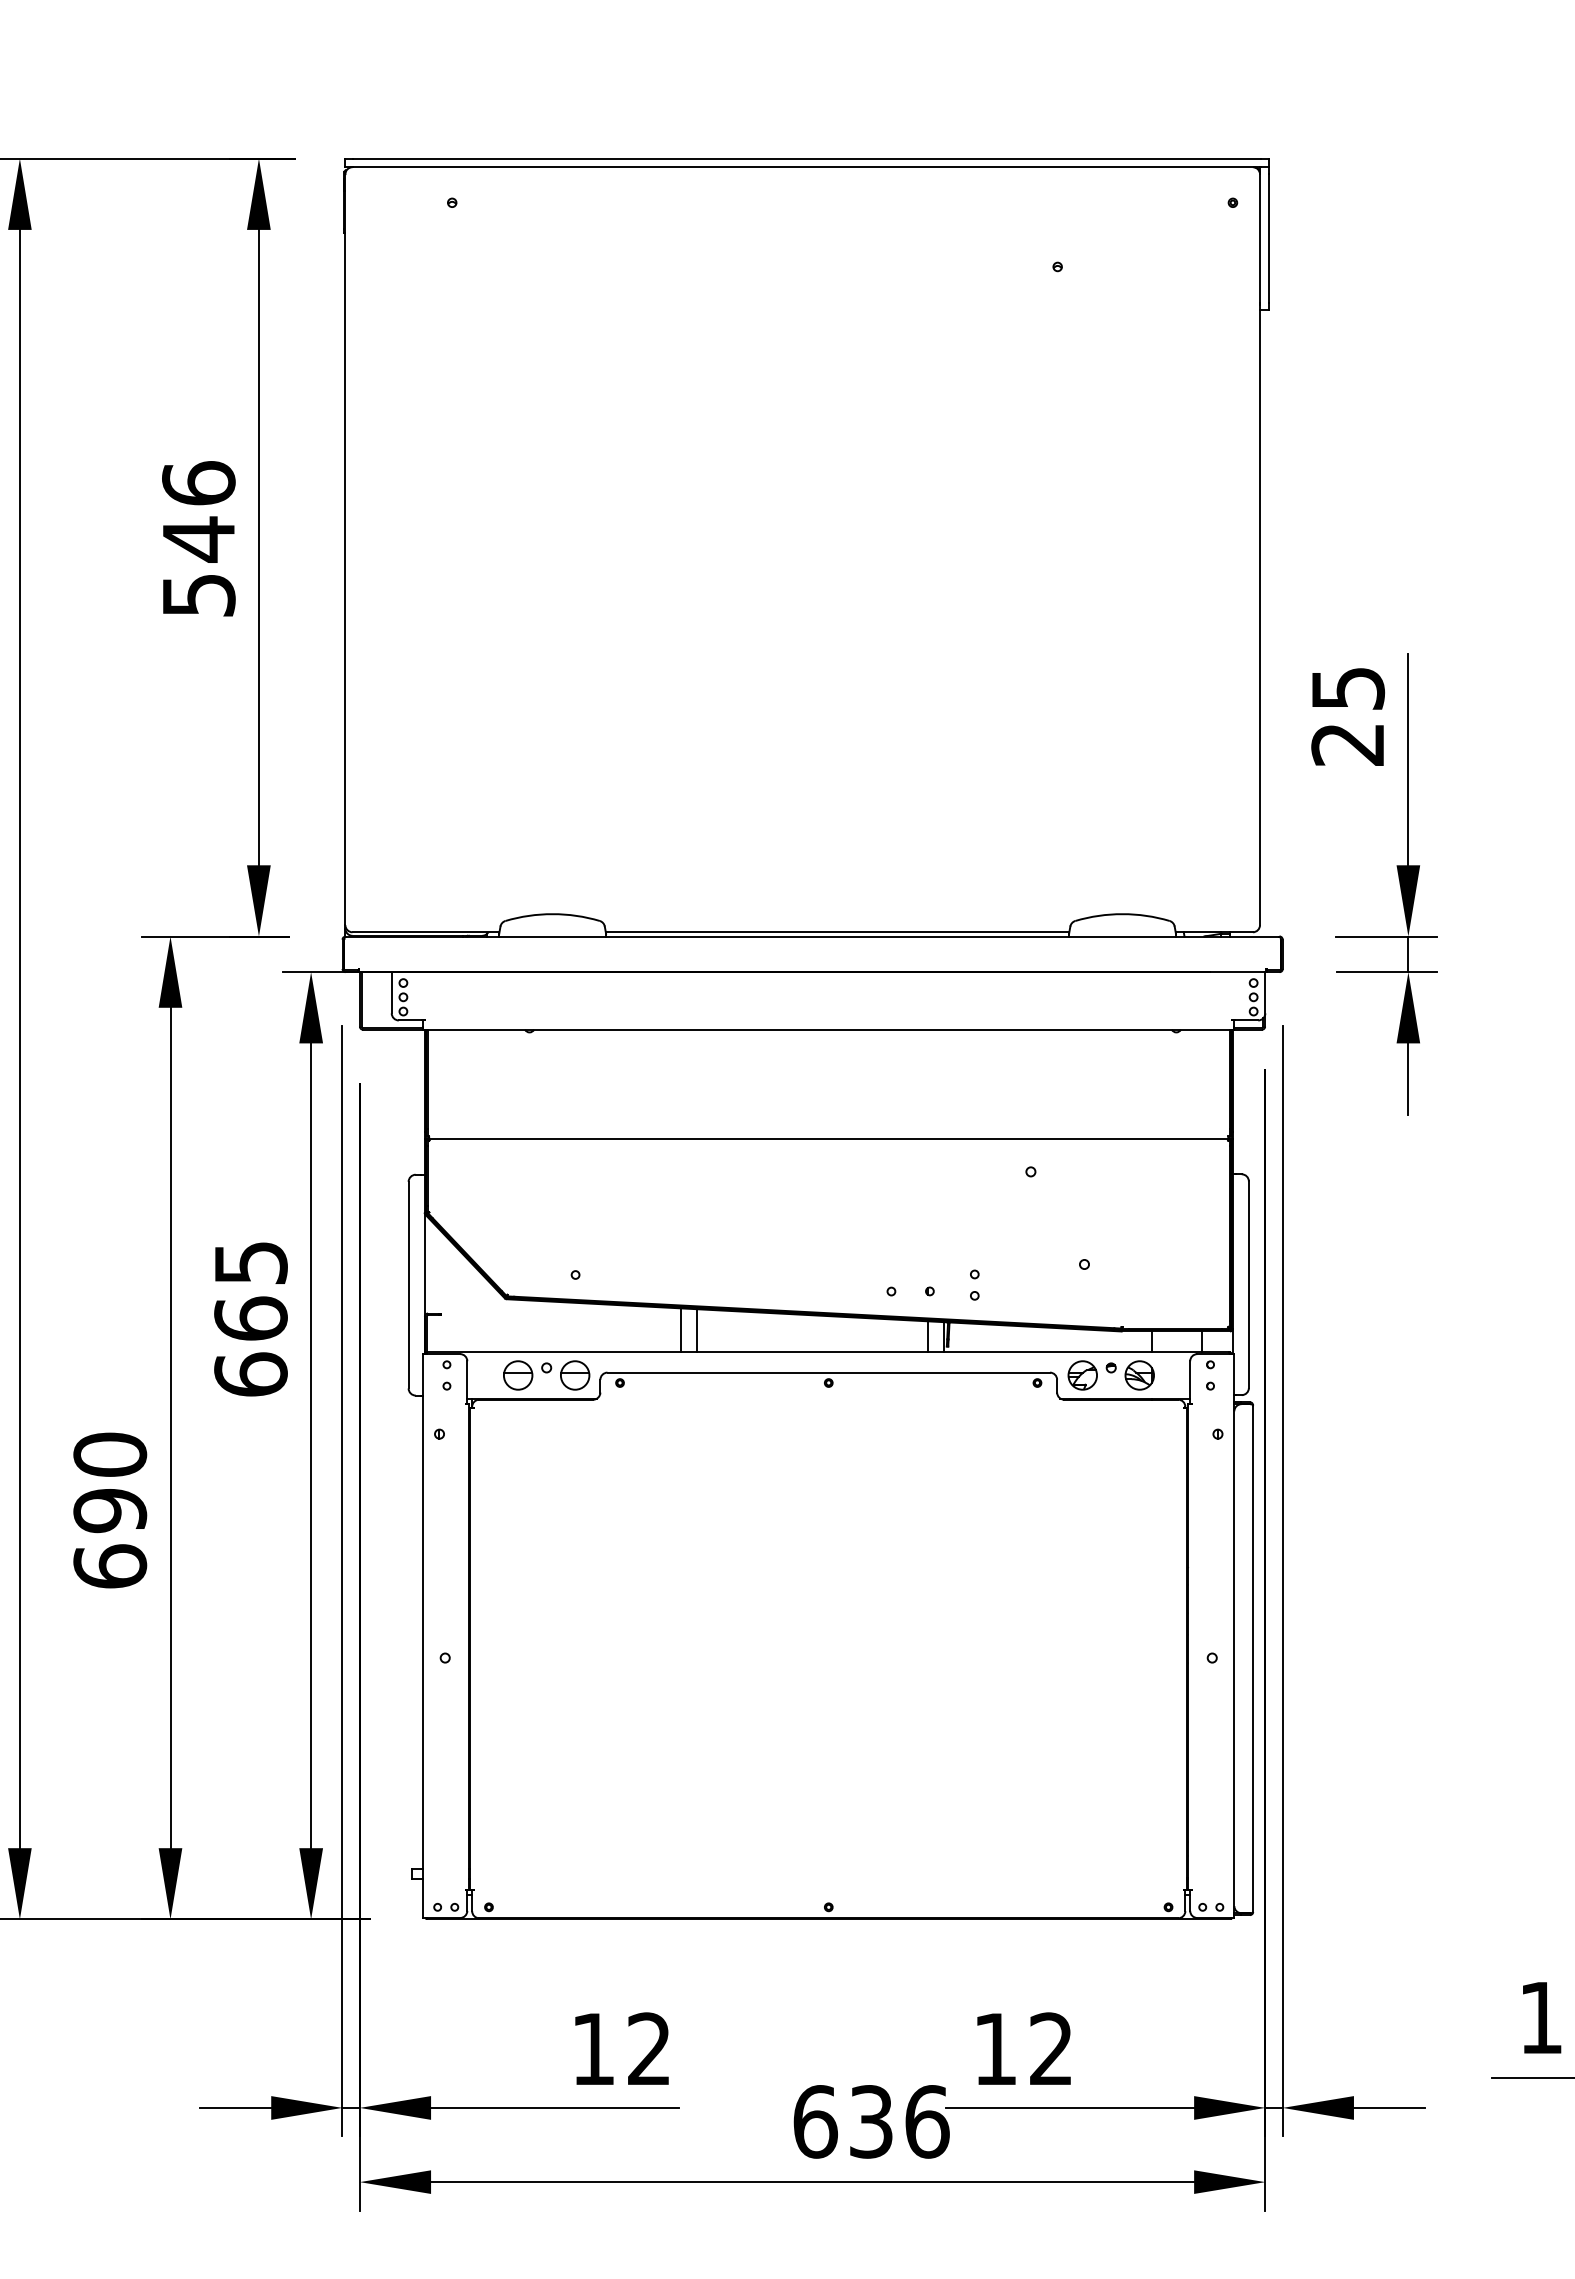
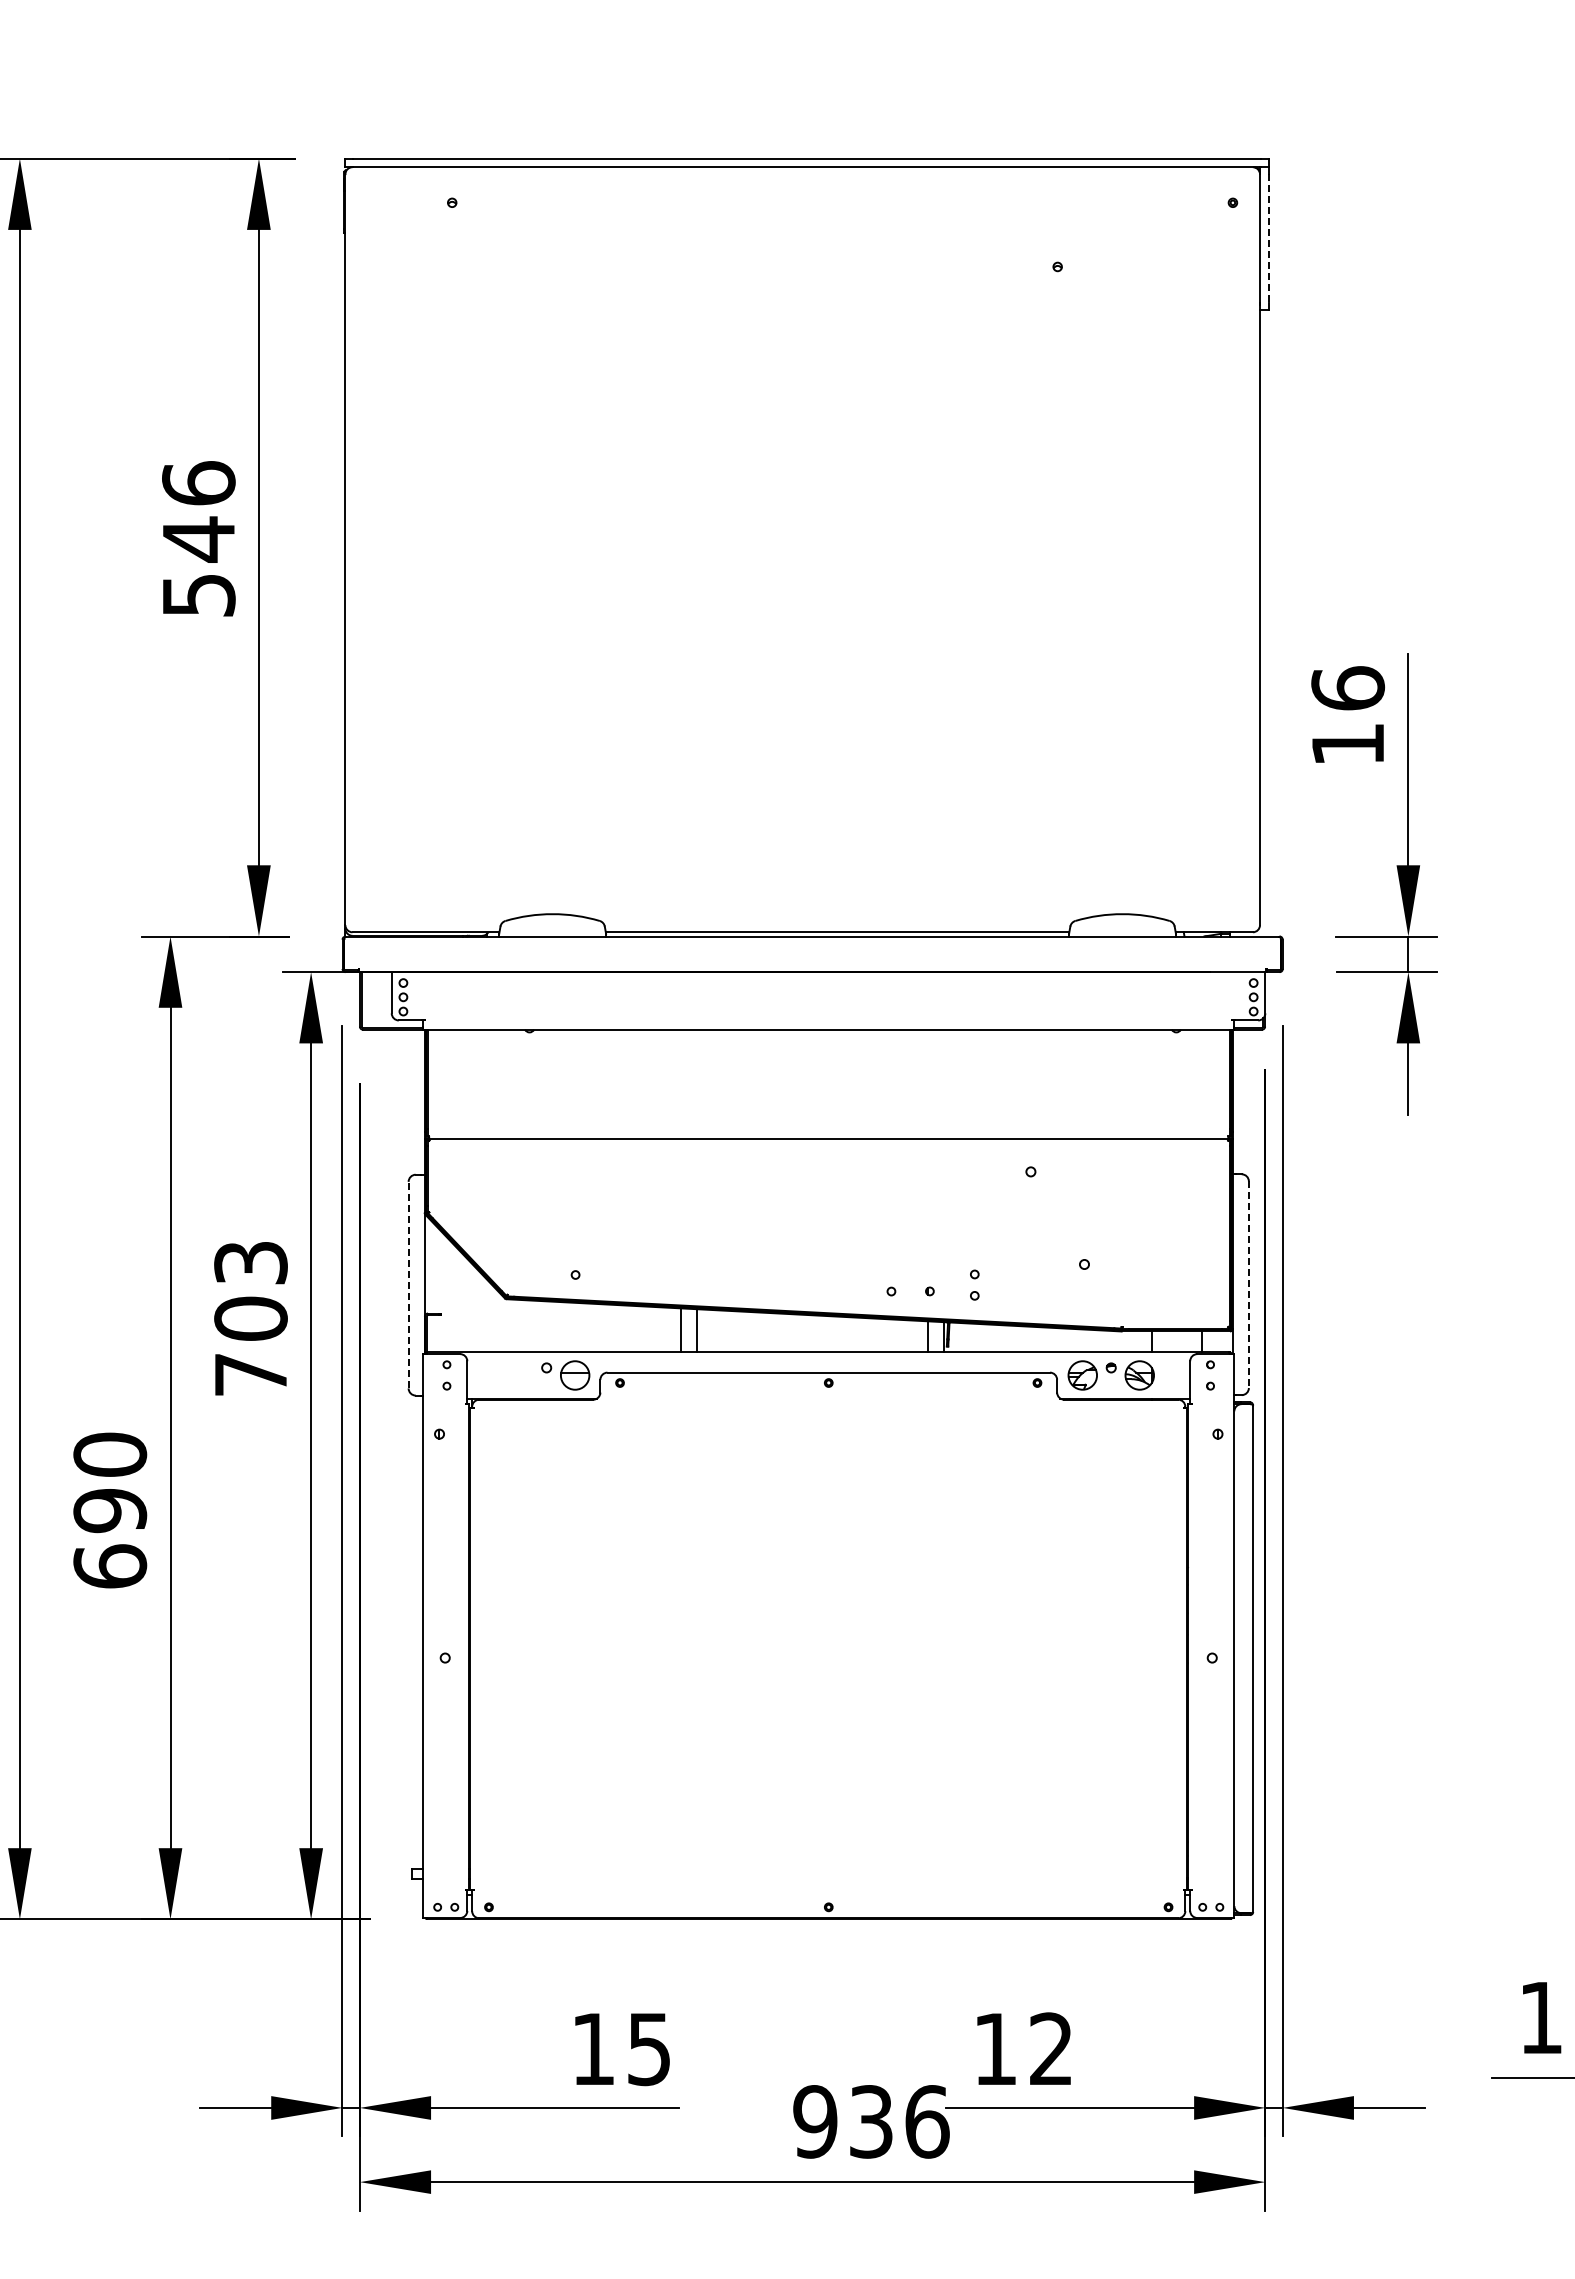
line: solid -> dashed (1268, 238)
text: 25 -> 16 (1348, 715)
line: solid -> dashed (408, 1284)
line: solid -> dashed (1248, 1285)
text: 665 -> 703 (250, 1319)
part: present -> none (518, 1375)
text: 12 -> 15 (648, 2049)
text: 636 -> 936 (815, 2121)
